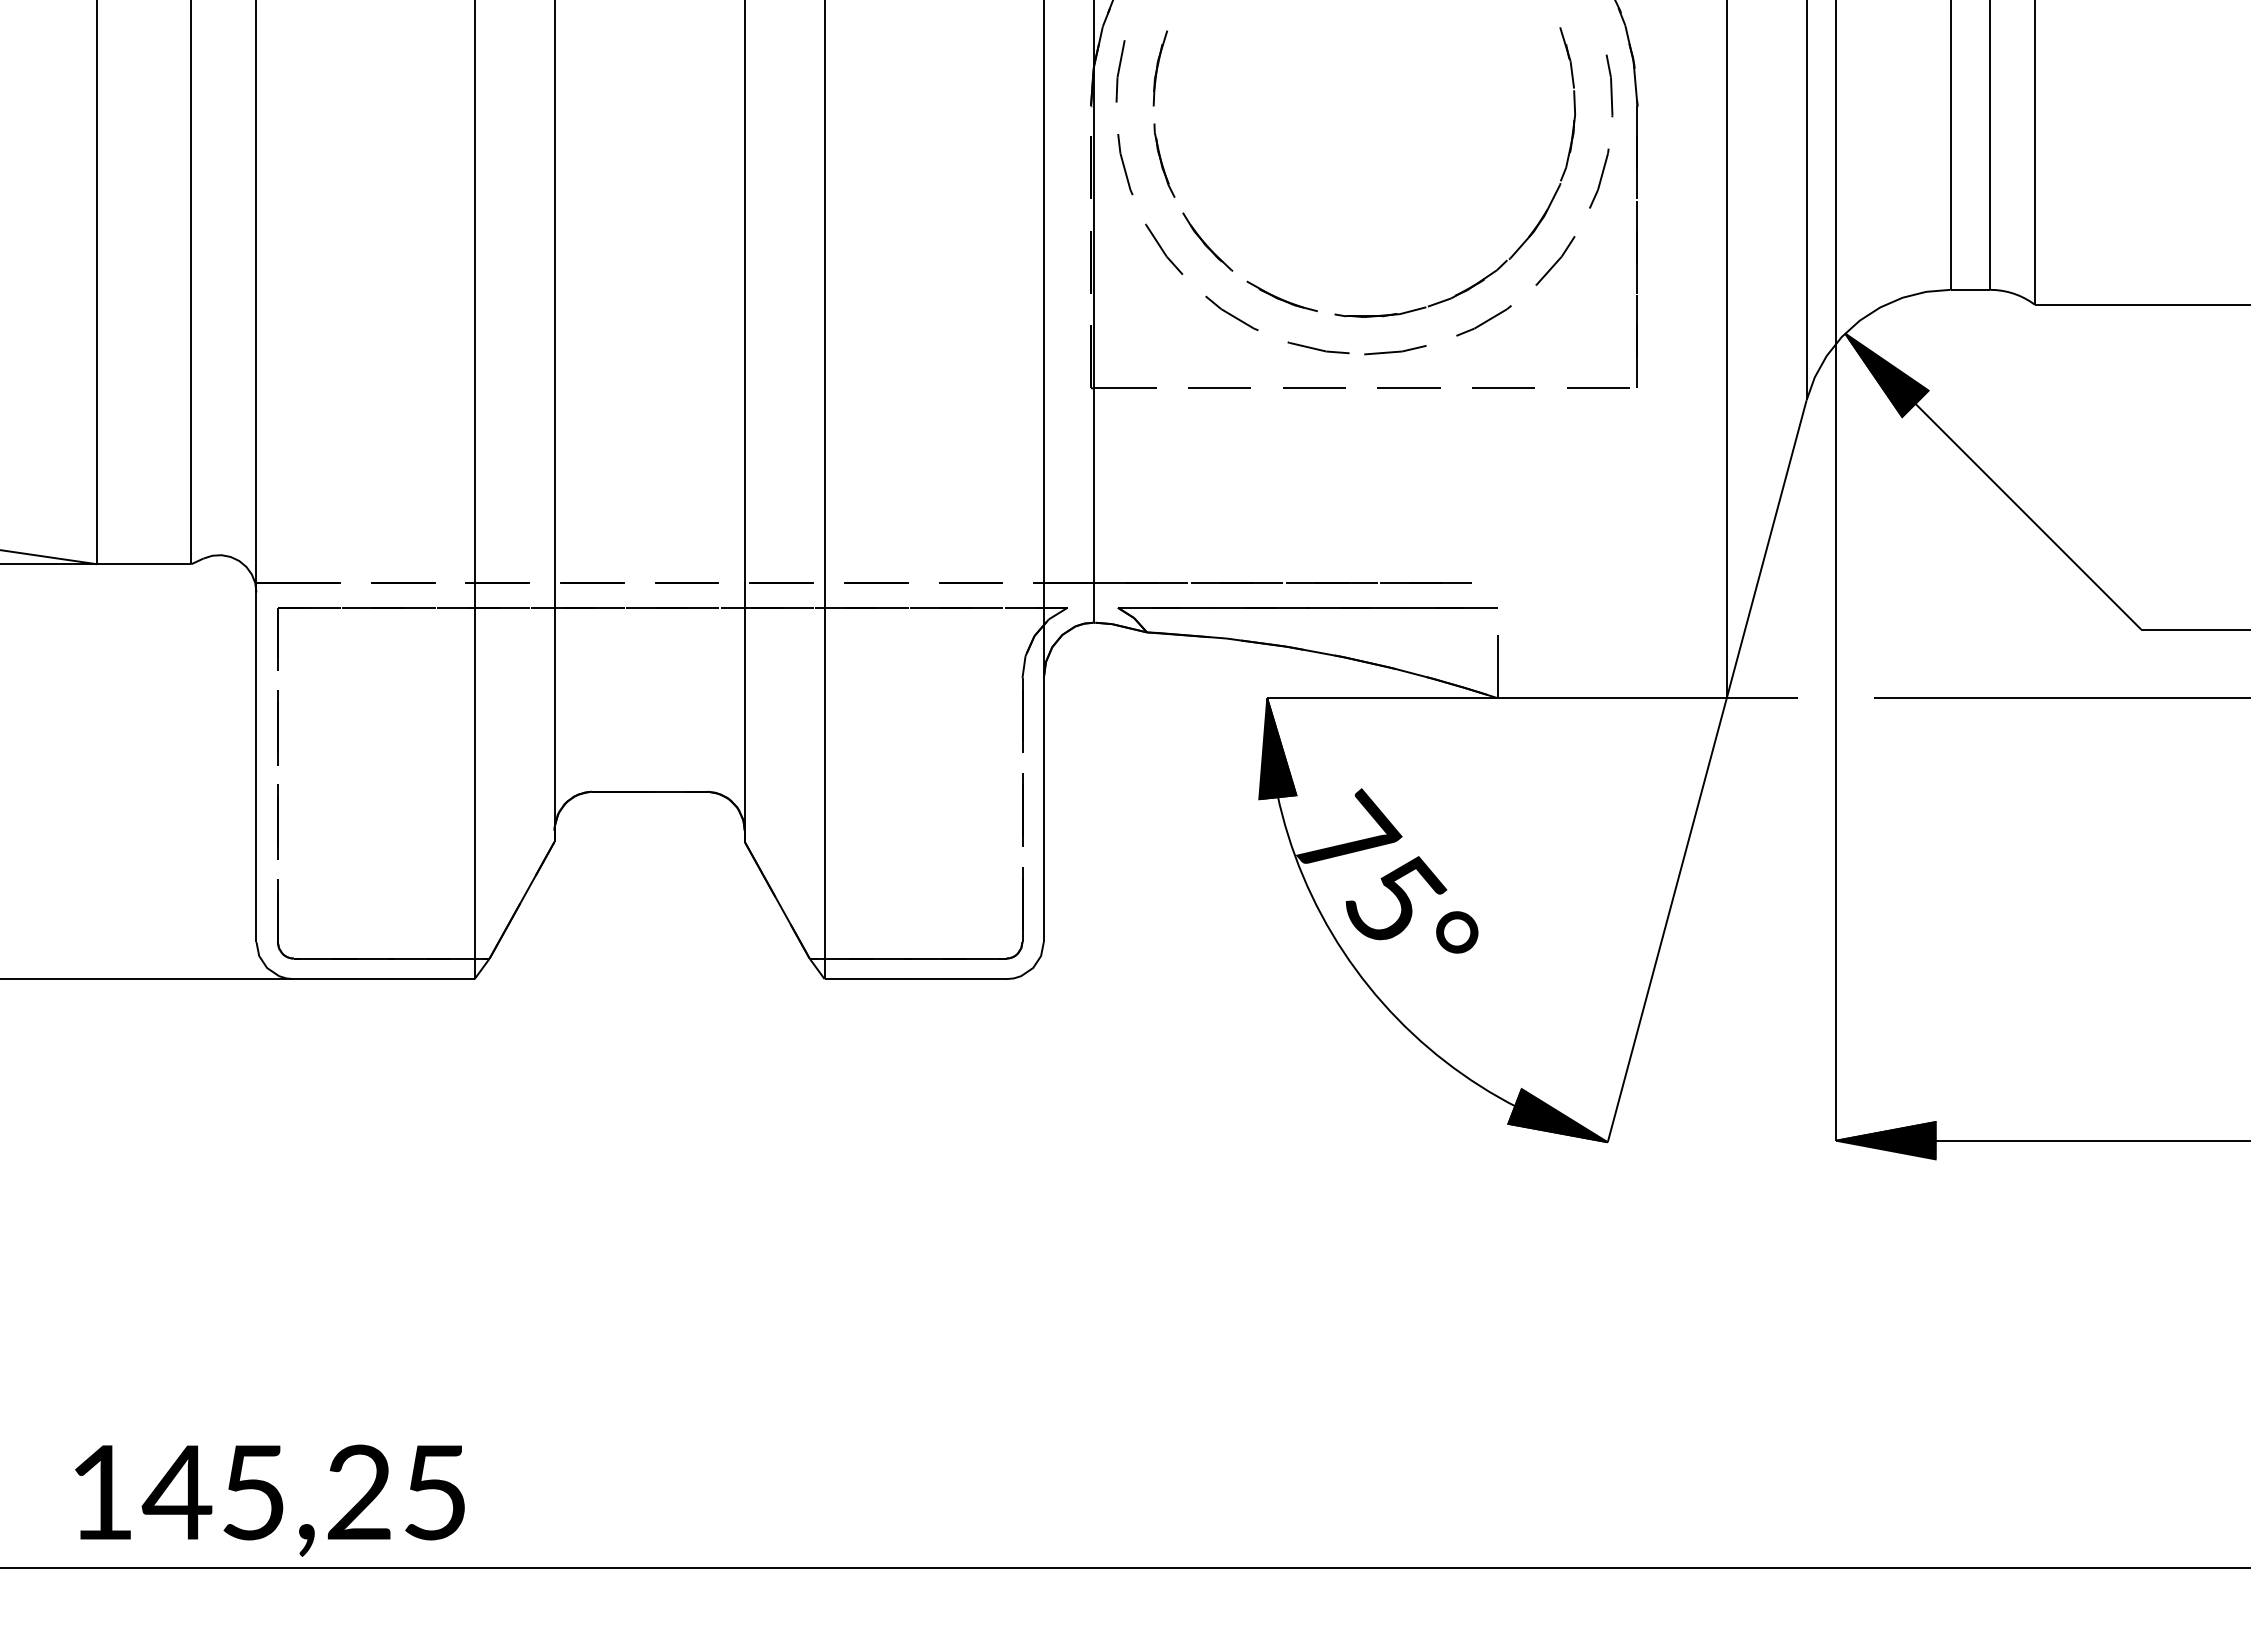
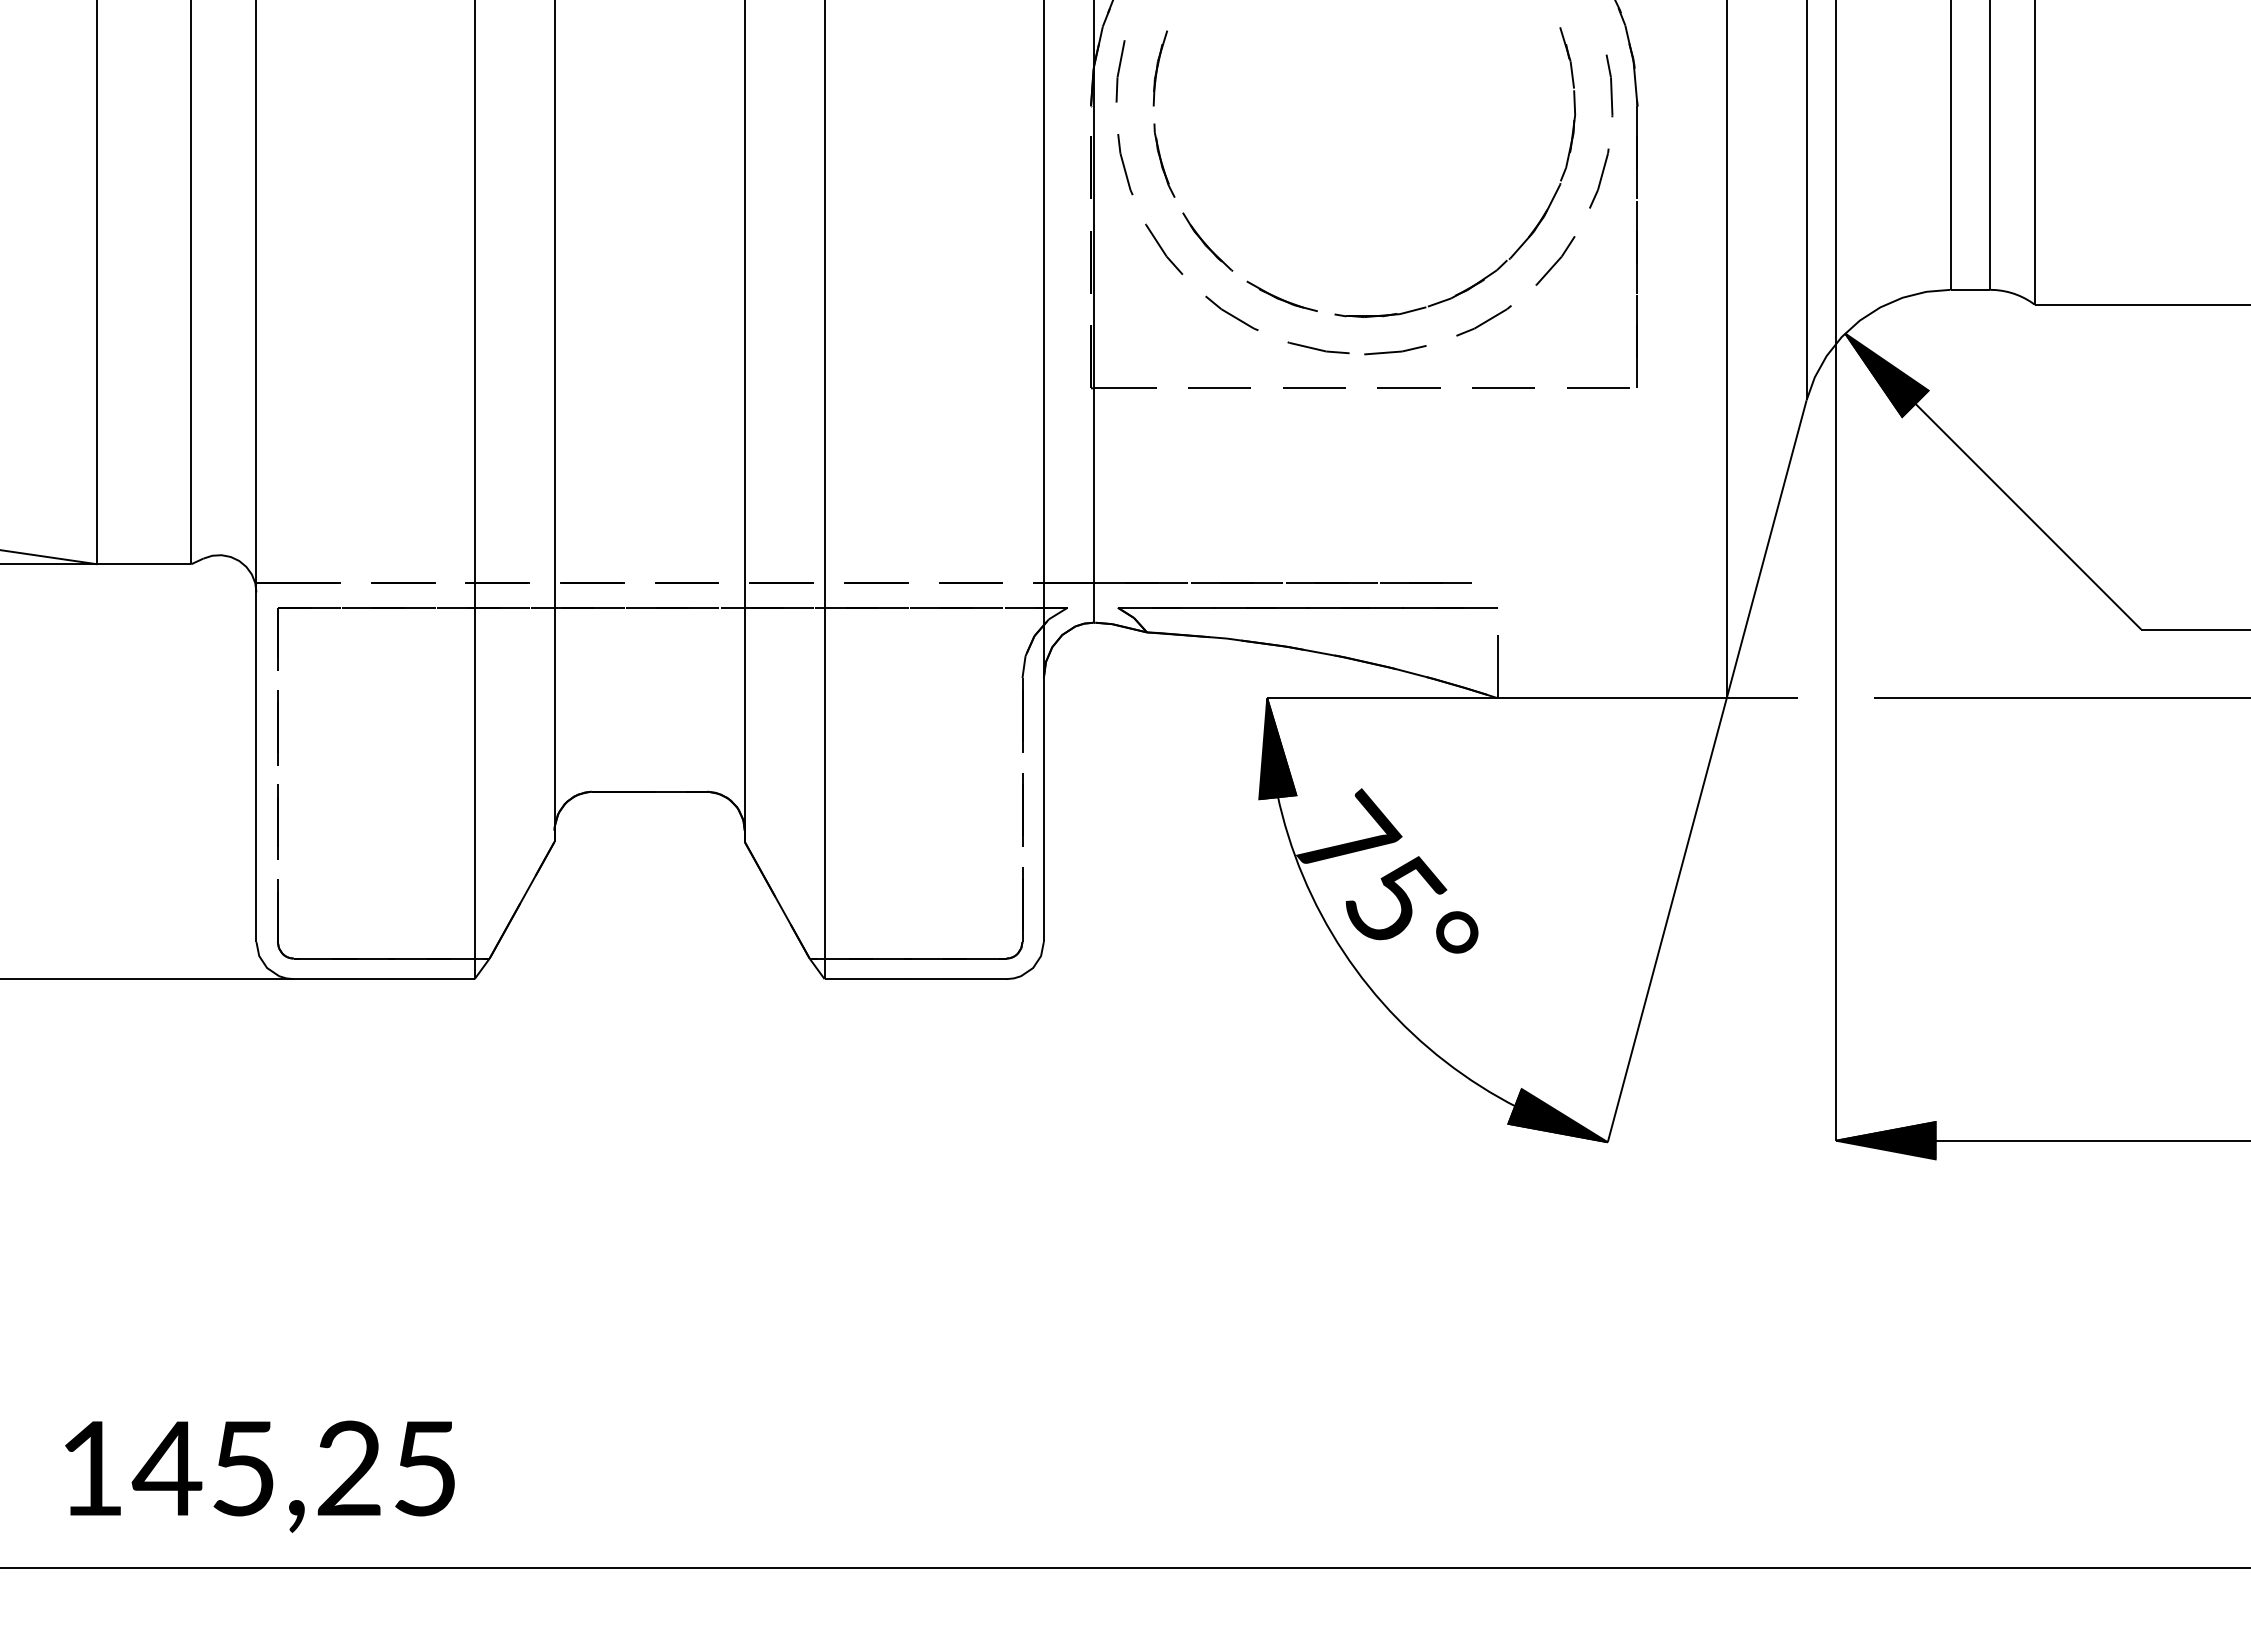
text position: (269, 1500) -> (259, 1476) (259, 1476)
